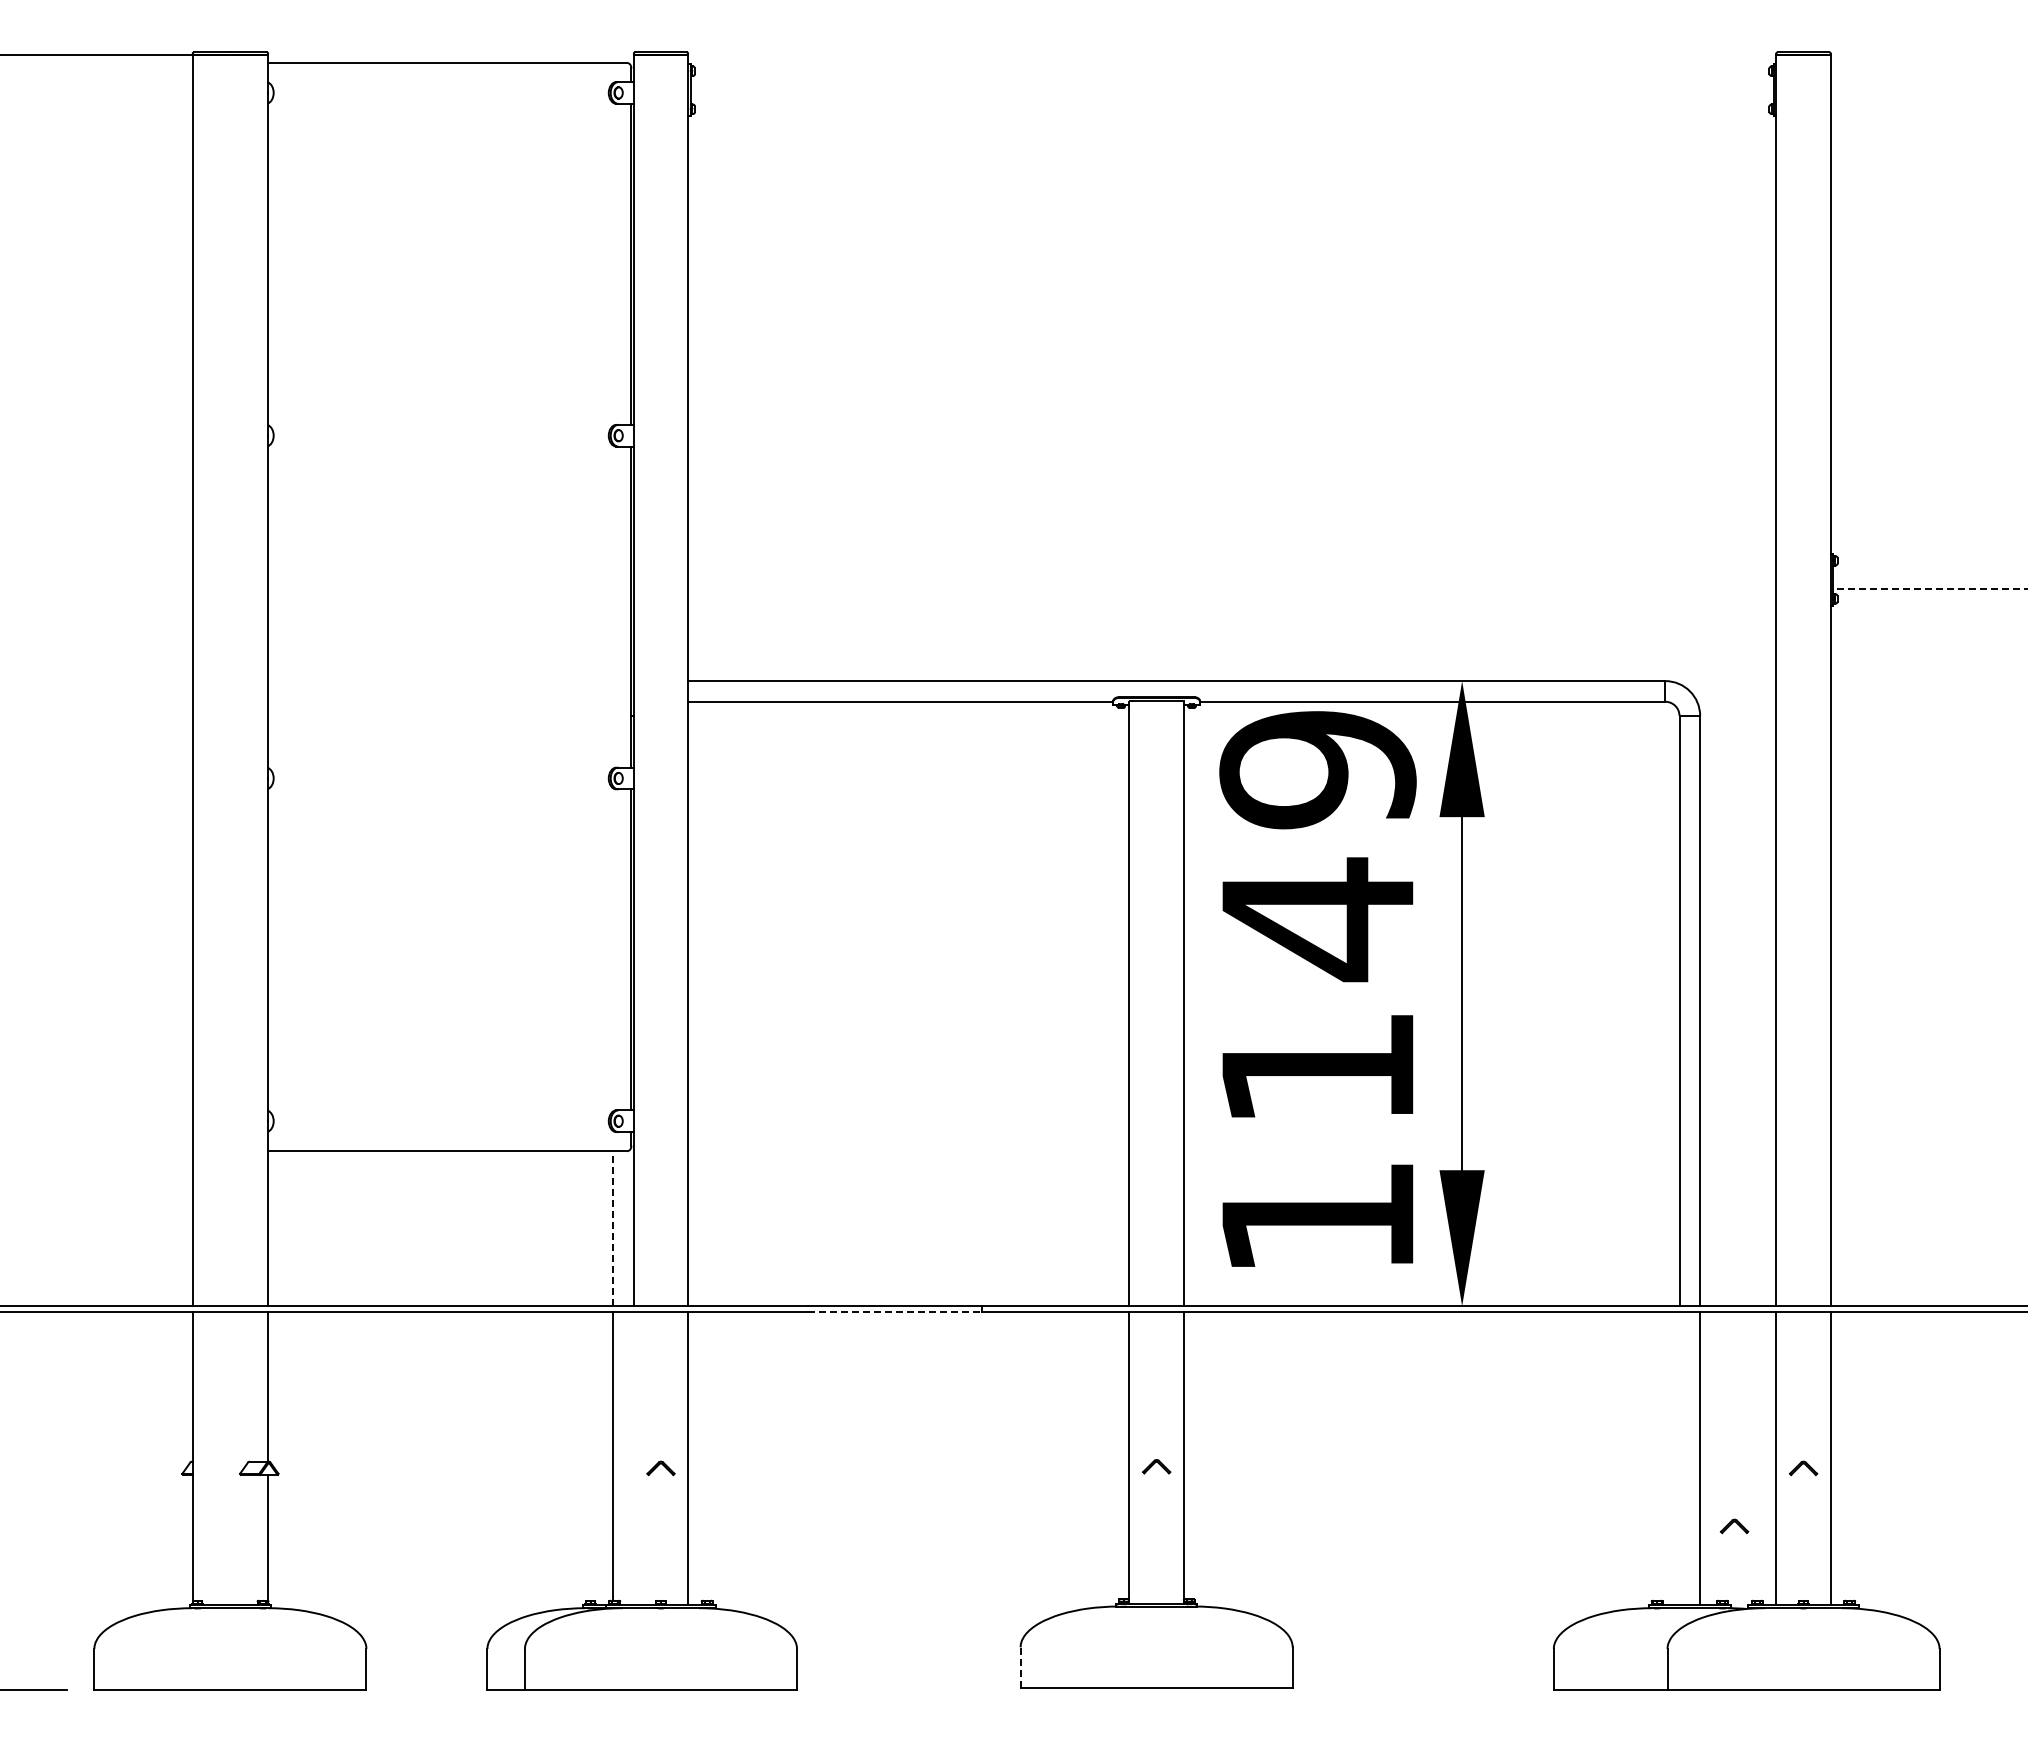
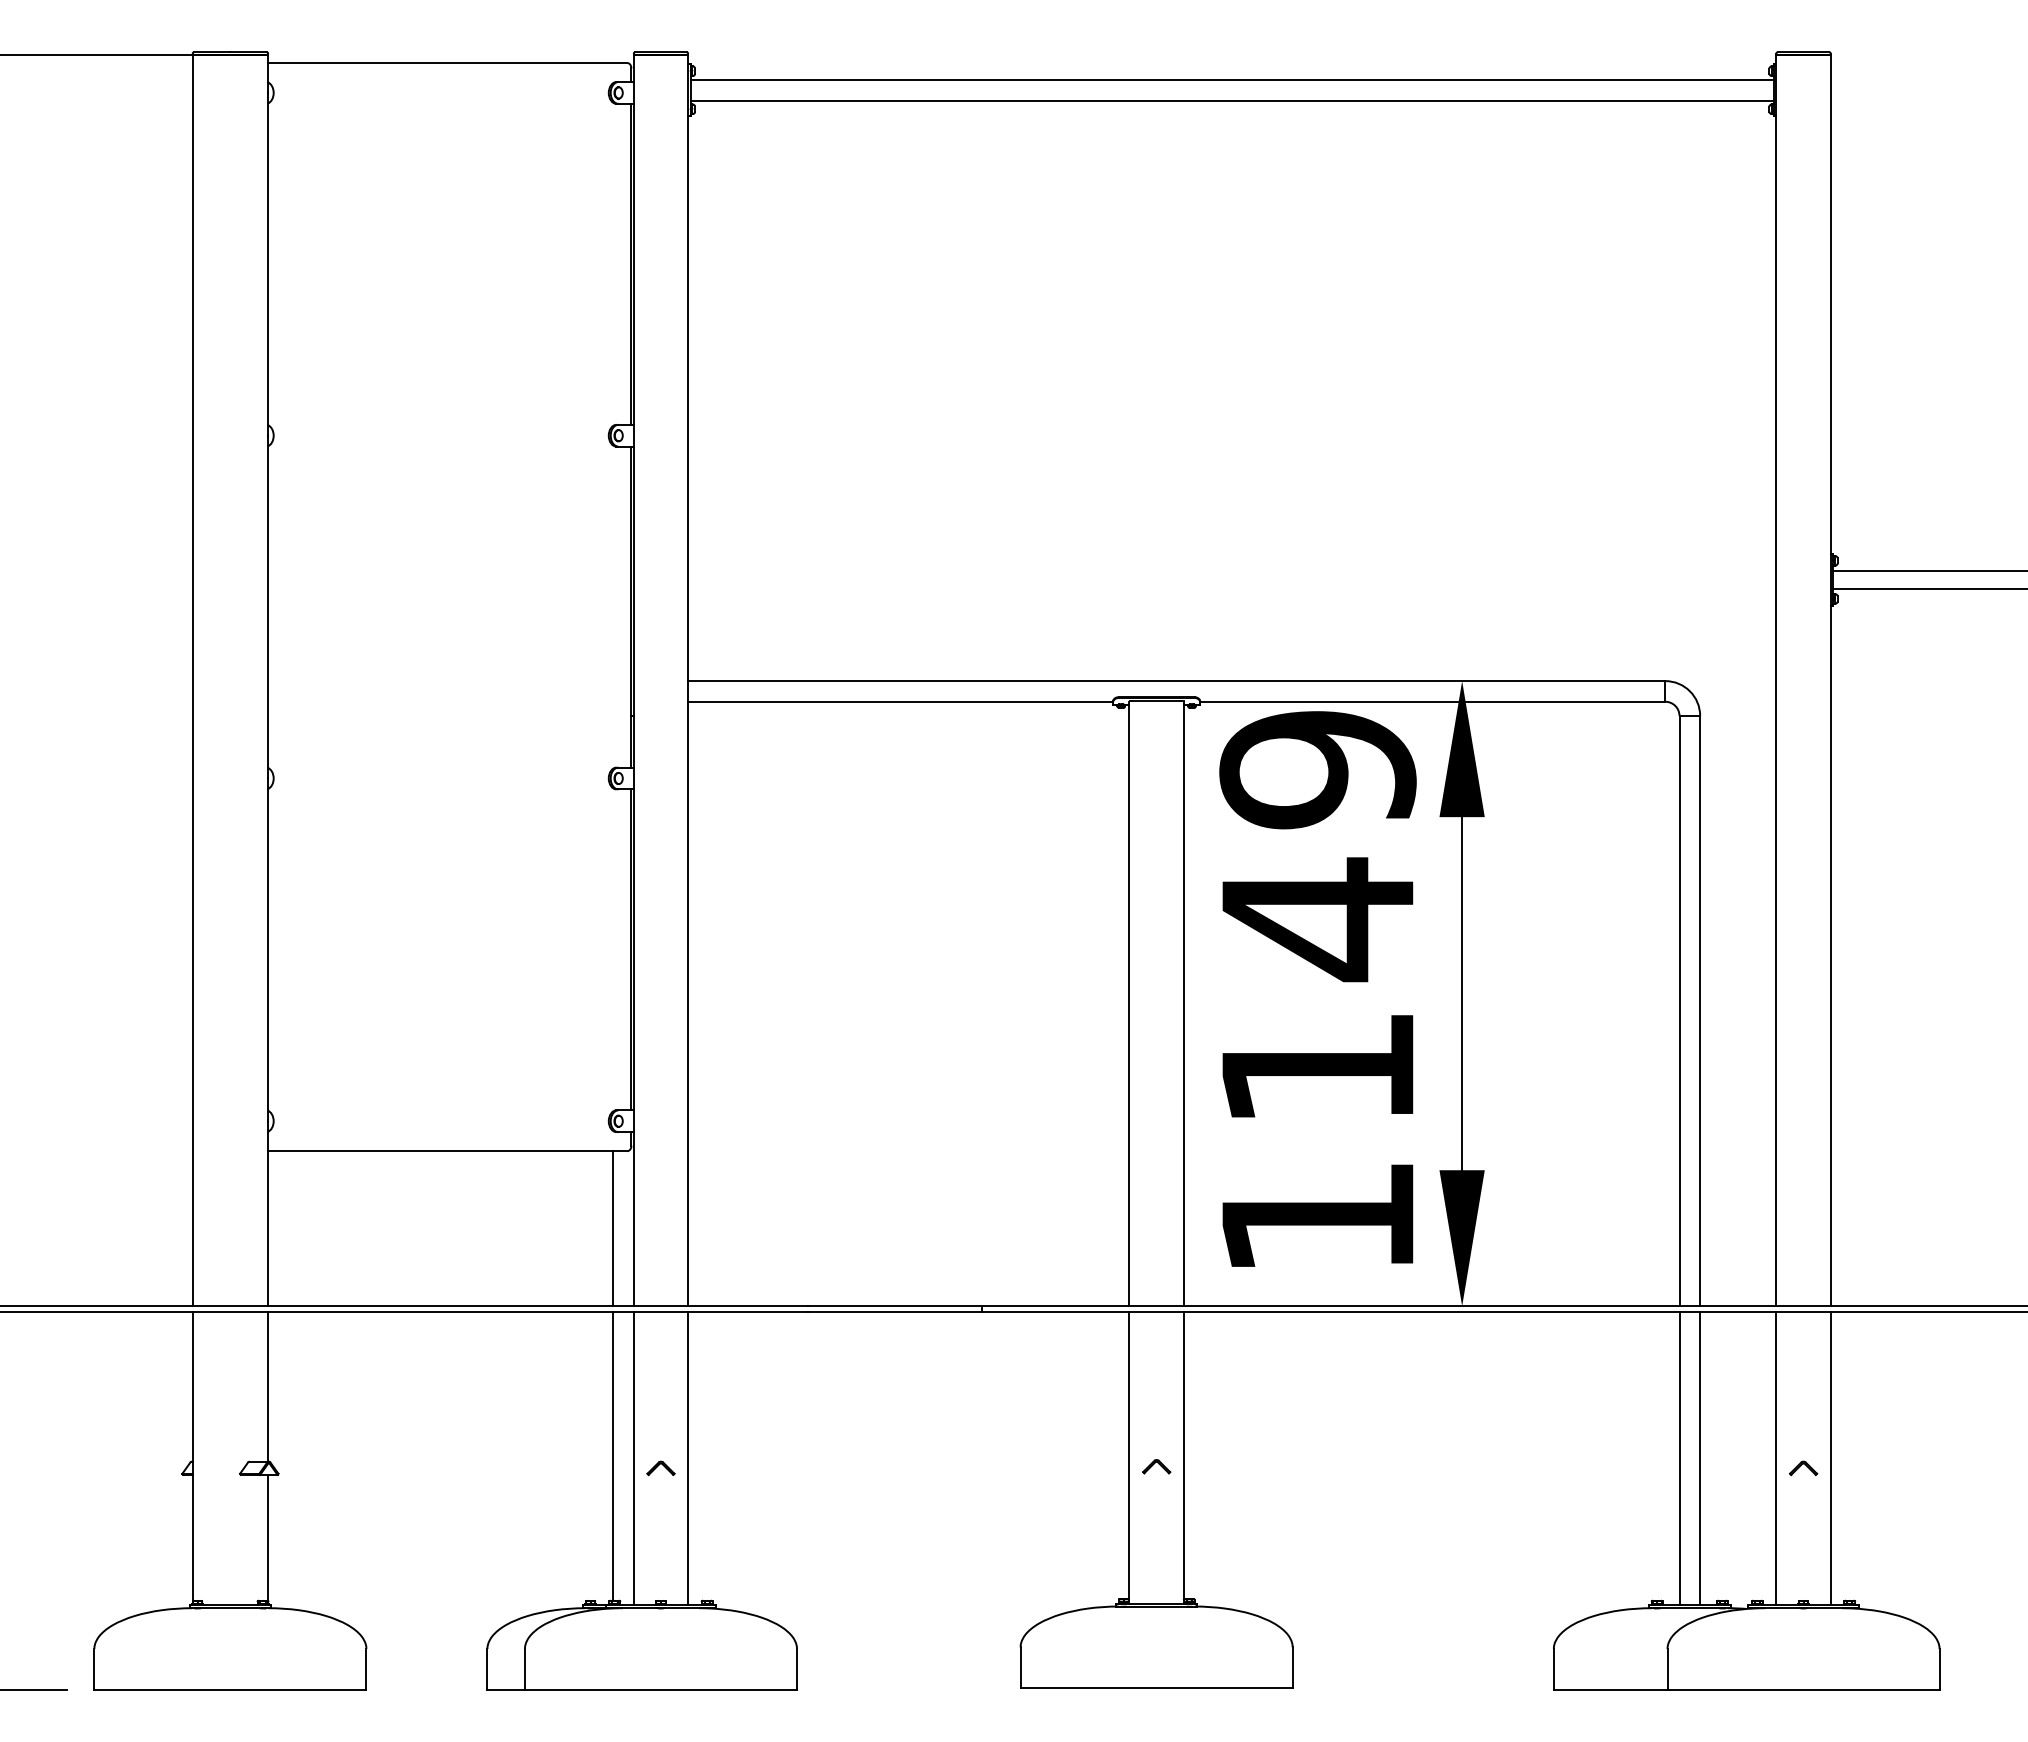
line: none -> present (1231, 79)
line: none -> present (1231, 100)
line: none -> present (1928, 570)
line: dashed -> solid (1930, 589)
line: dashed -> solid (613, 1228)
line: dashed -> solid (895, 1311)
line: none -> present (633, 1458)
line: none -> present (1679, 1458)
part: present -> none (1734, 1526)
line: dashed -> solid (1020, 1667)
